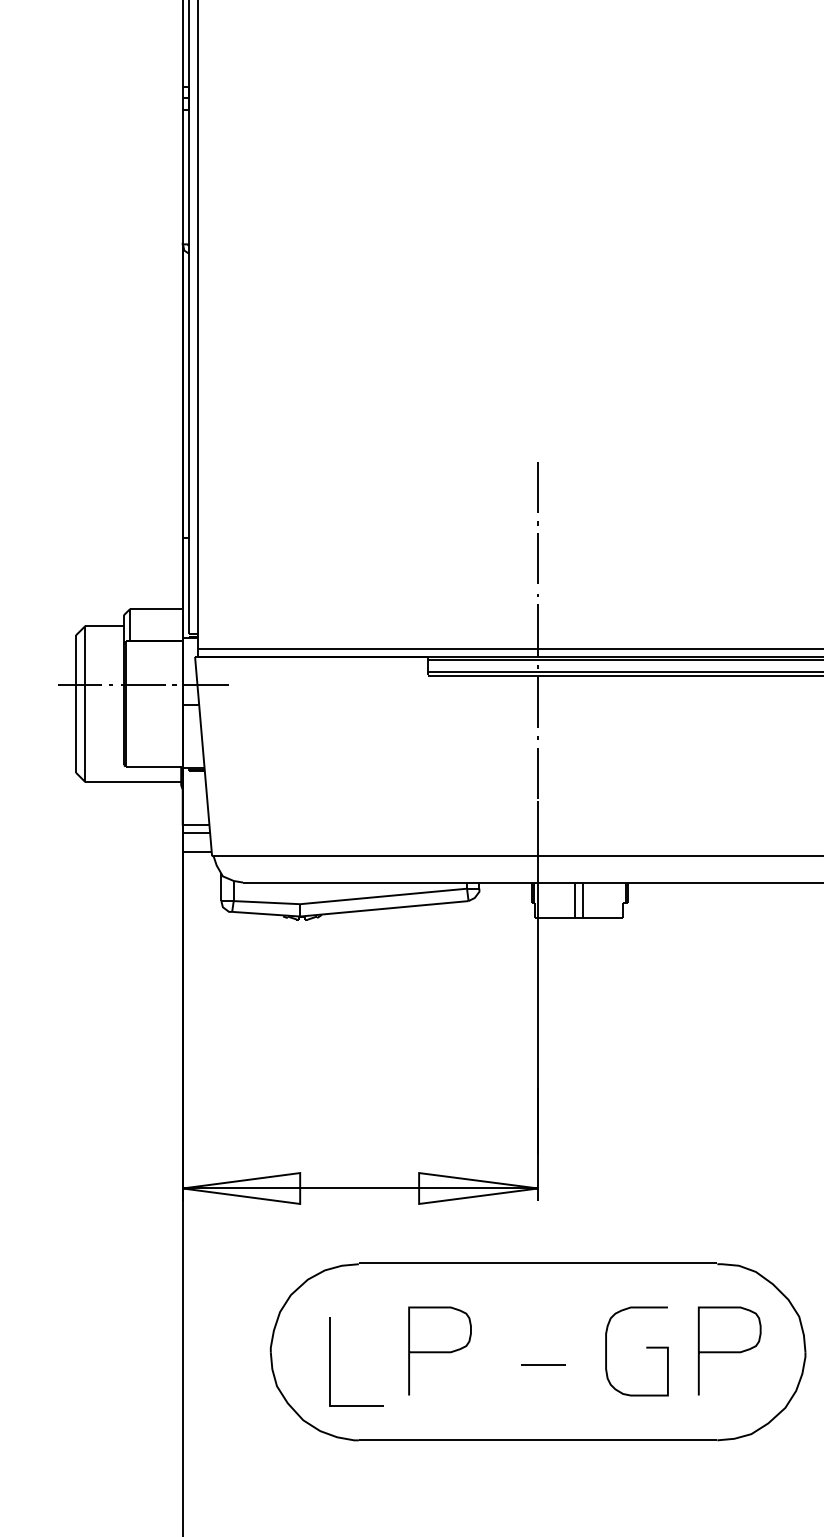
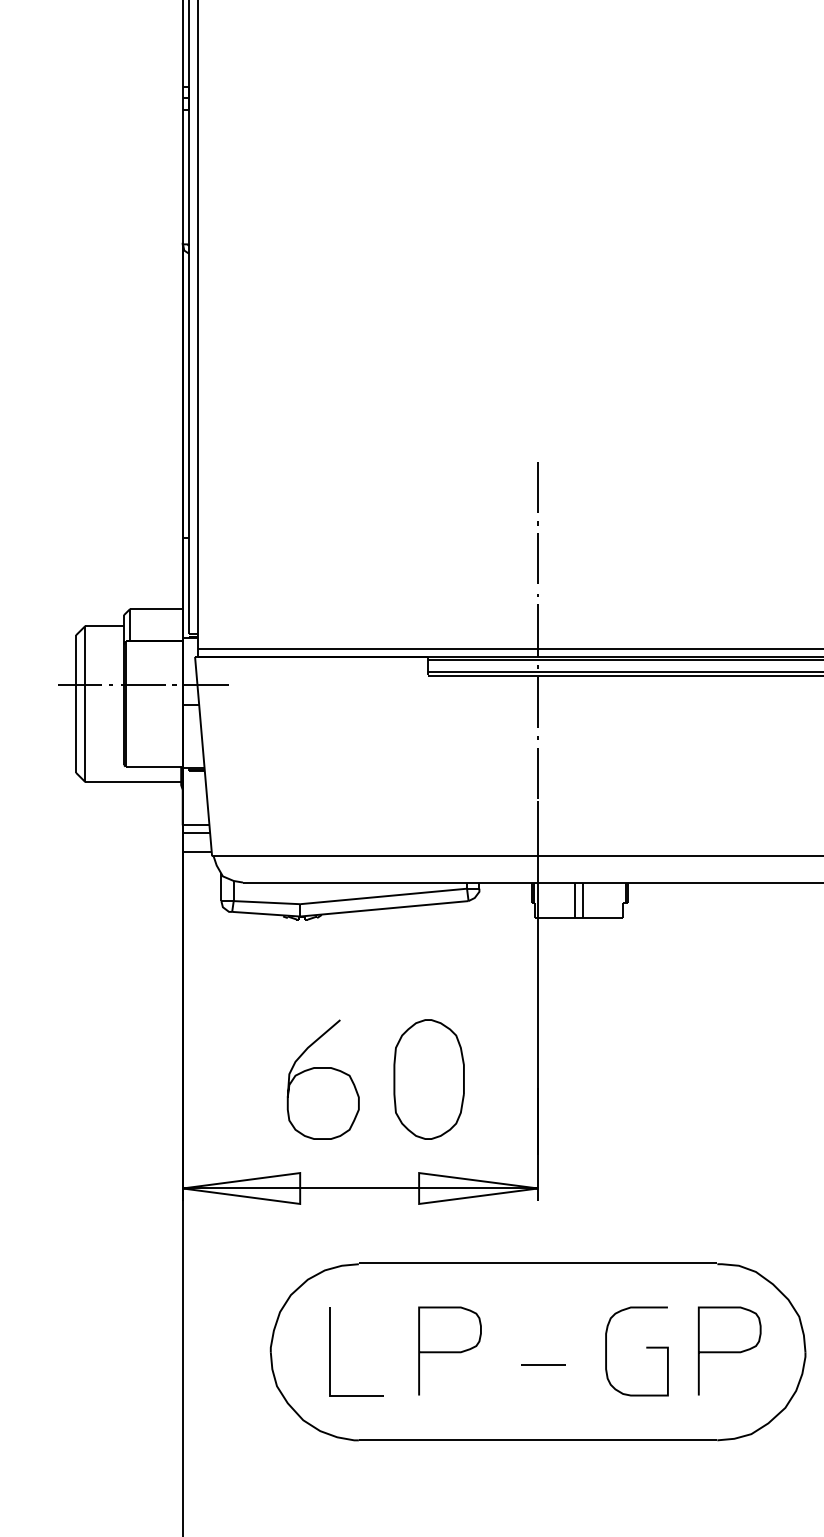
curve: none -> present (322, 1068)
part: none -> present (428, 1079)
curve position: (439, 1351) -> (449, 1351) (449, 1351)
curve position: (330, 1361) -> (330, 1351) (330, 1351)
